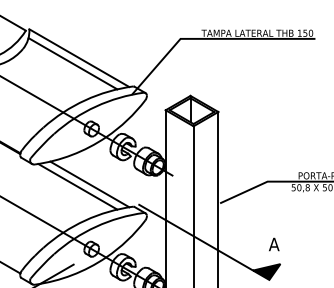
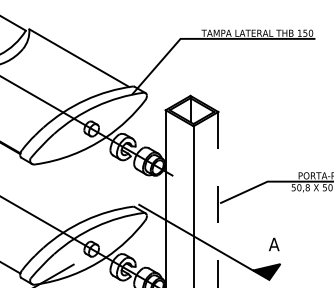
line: present -> none (72, 63)
line: present -> none (89, 184)
line: present -> none (77, 186)
line: solid -> dashed (218, 199)
